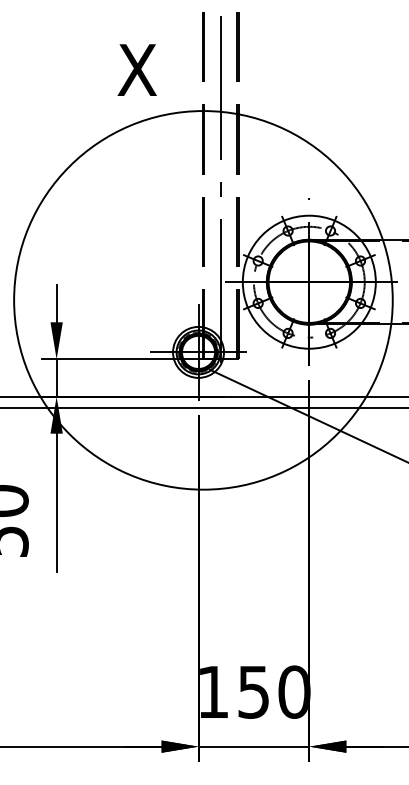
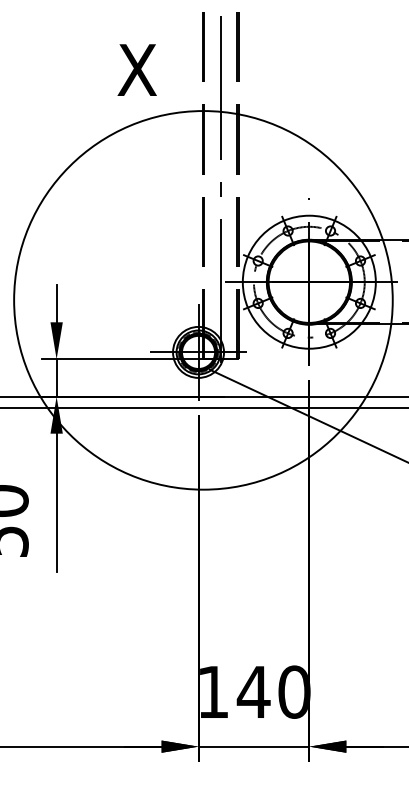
text: 150 -> 140 (253, 692)
